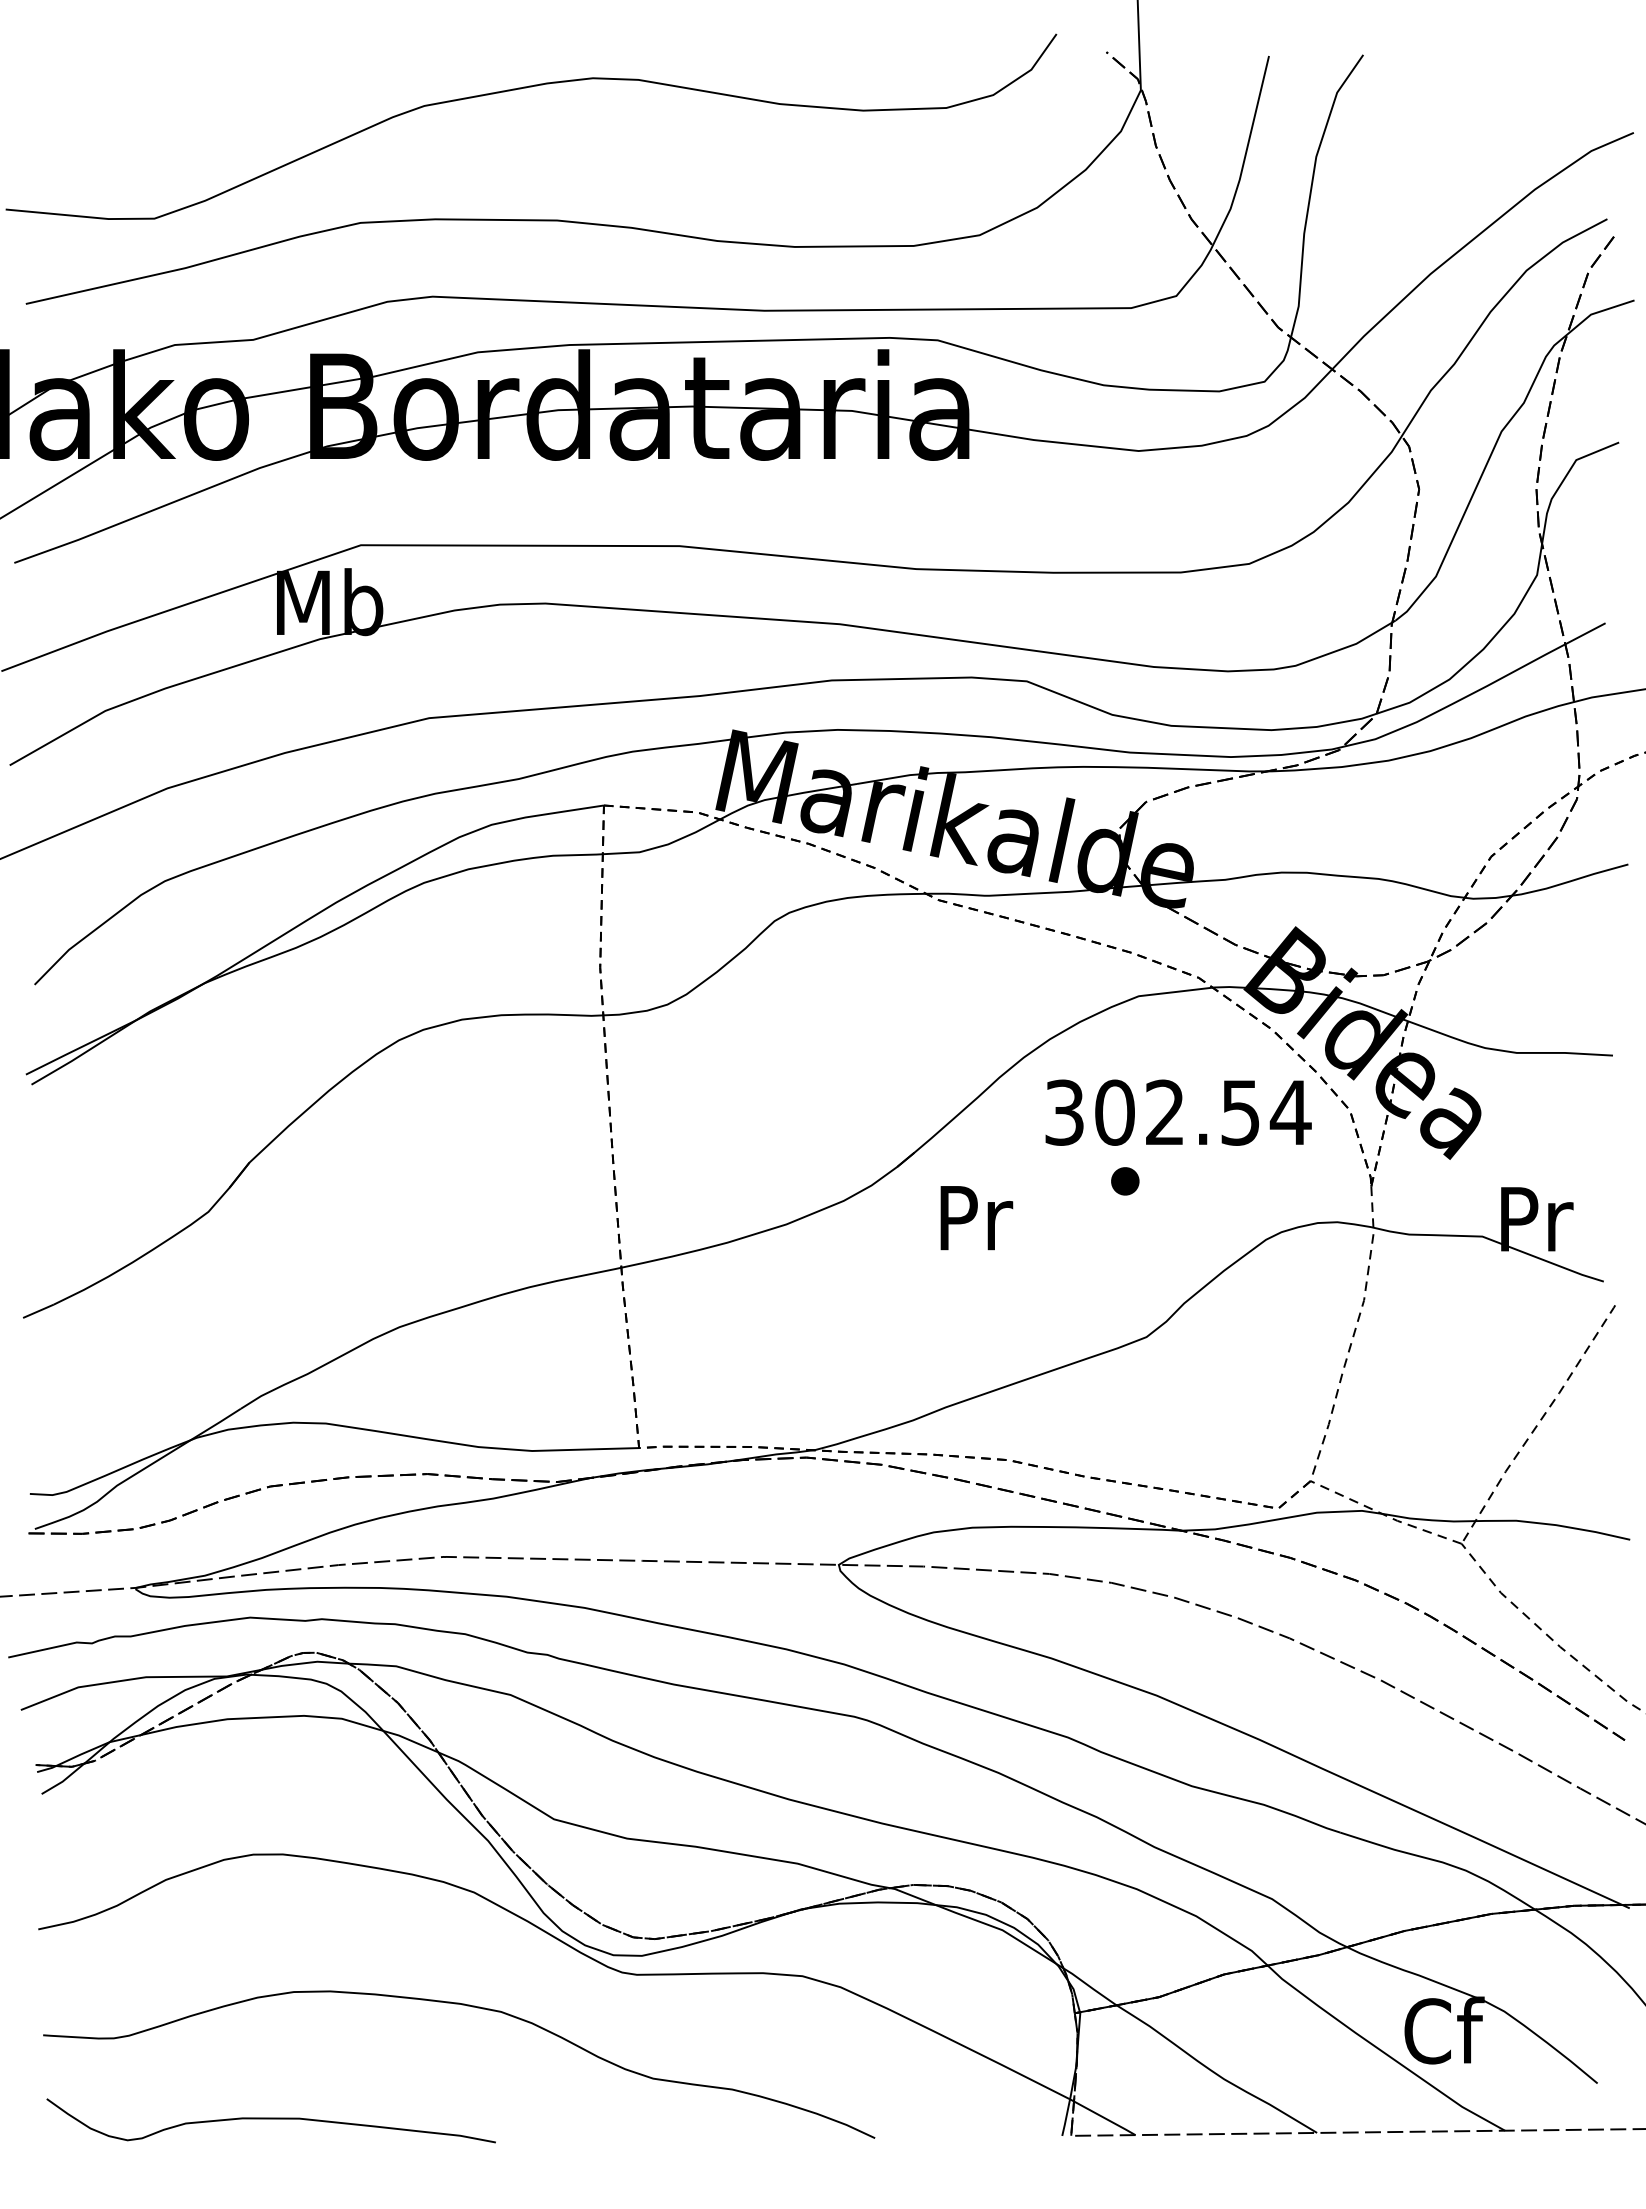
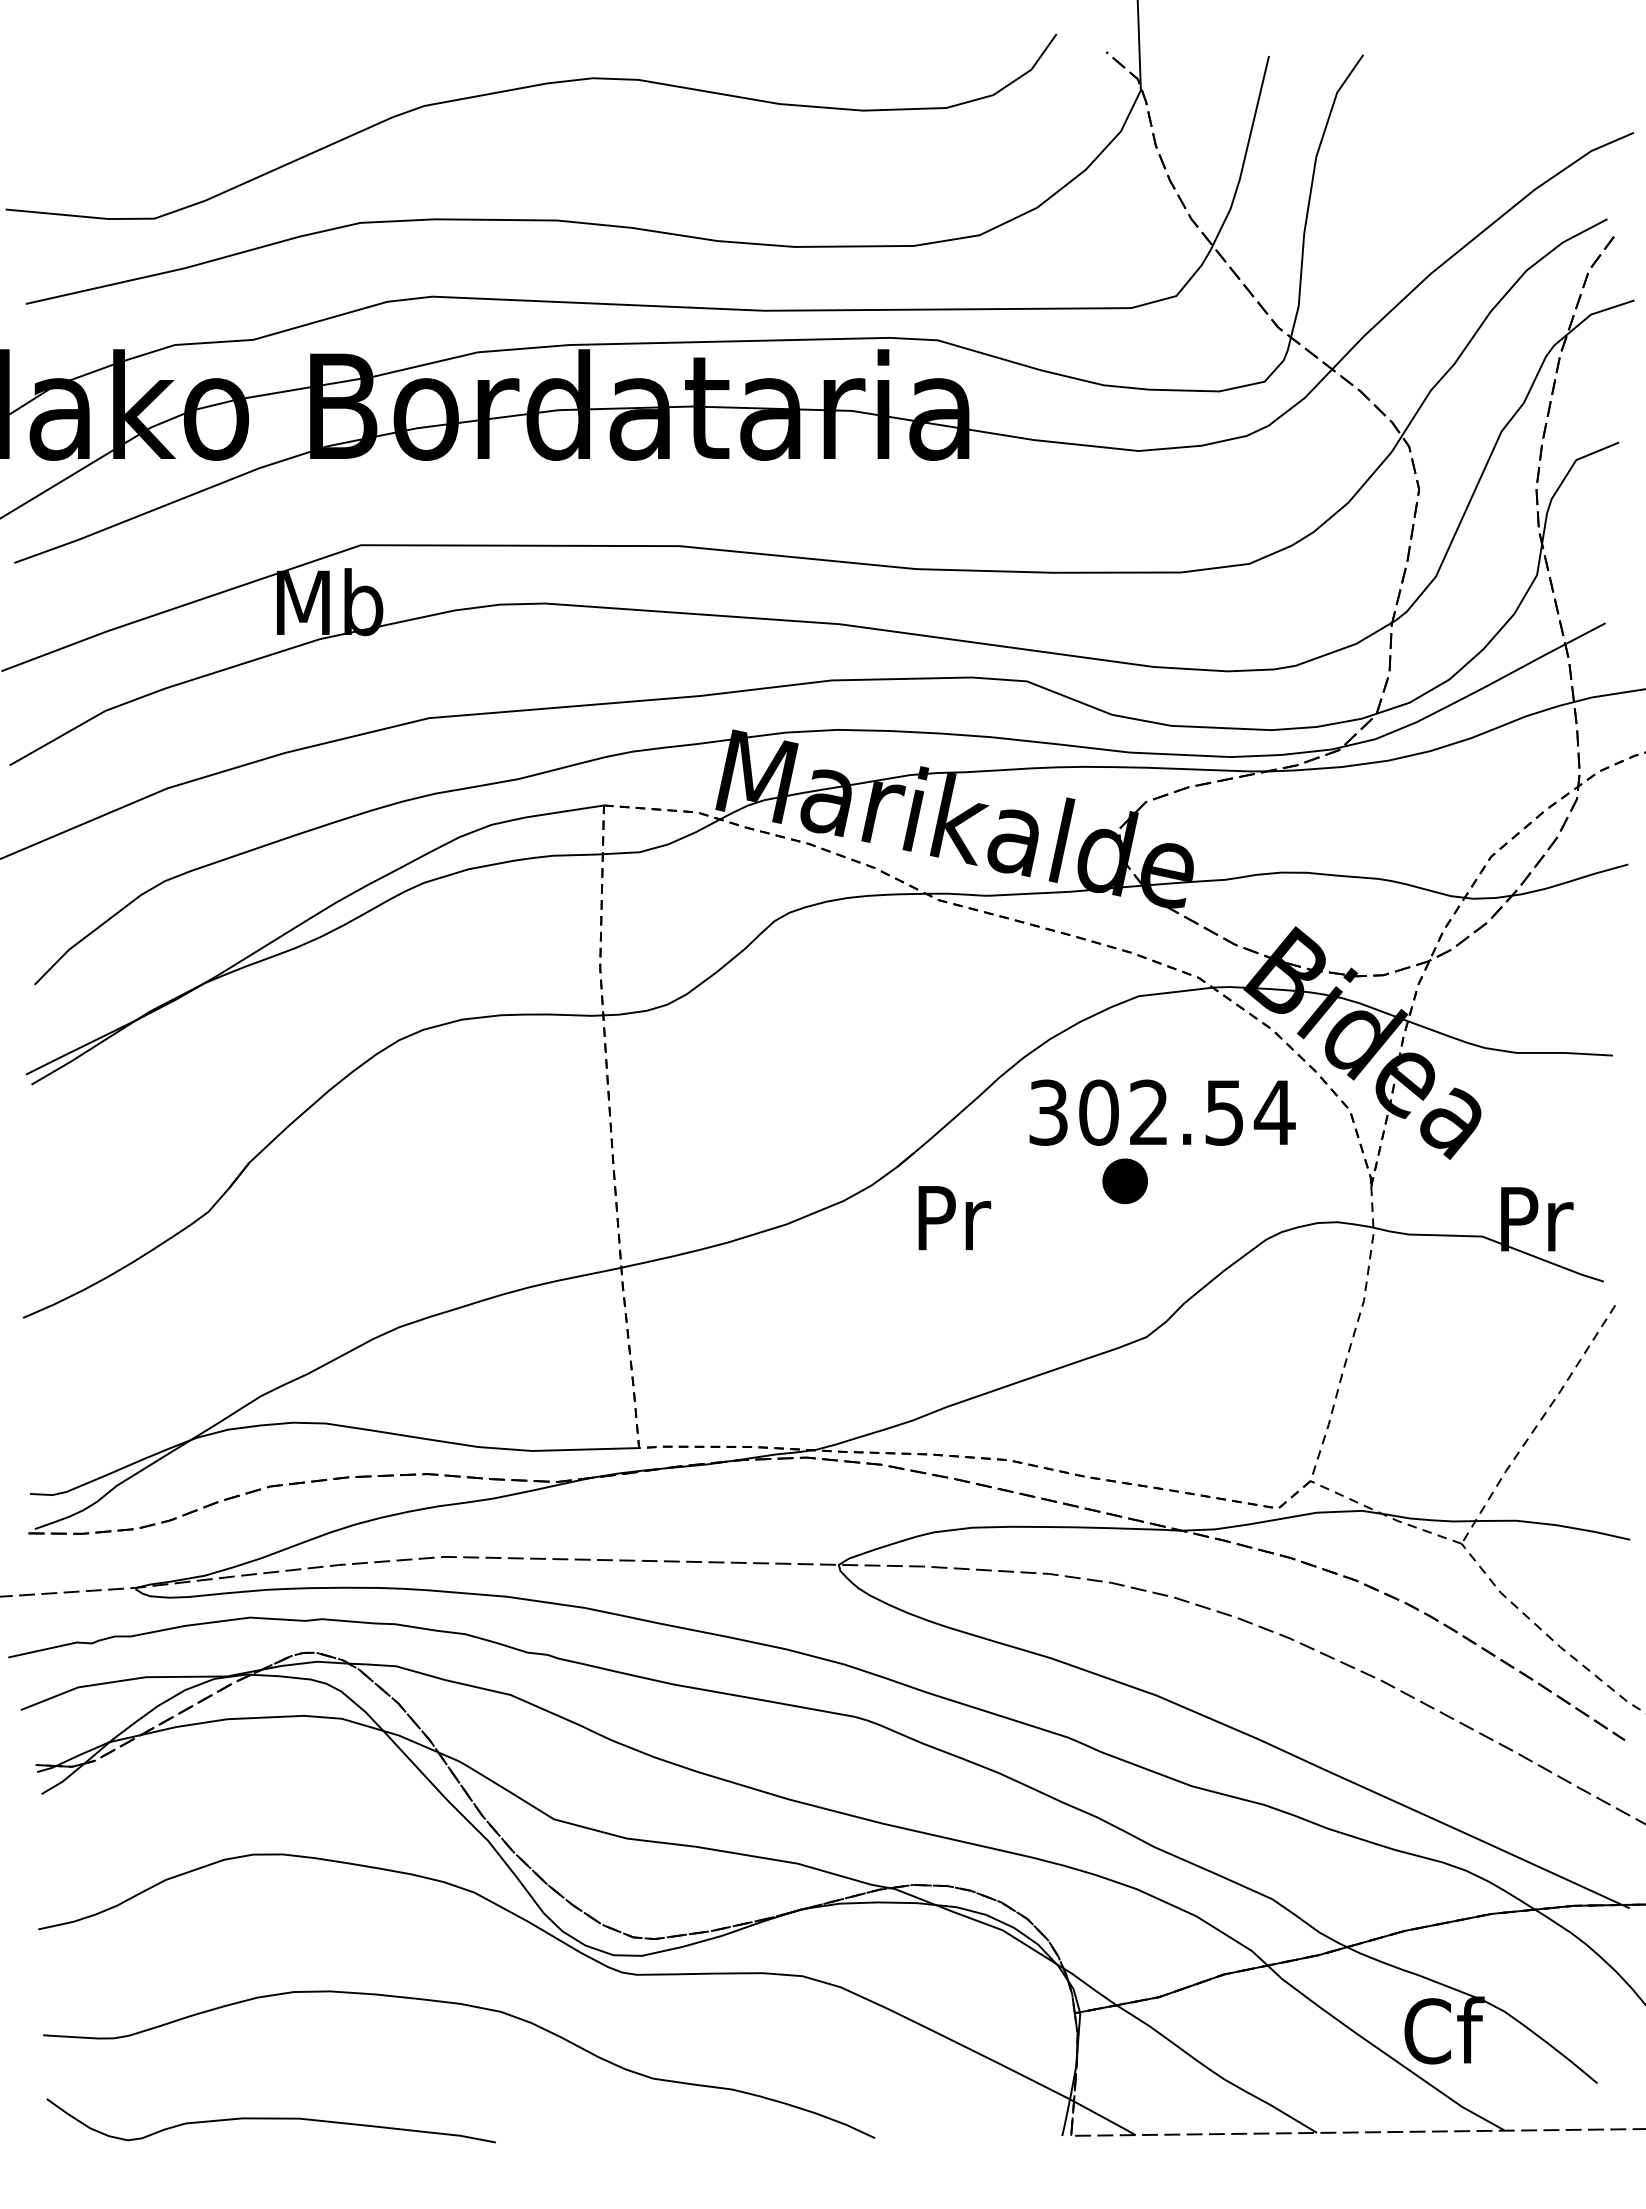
text position: (1178, 1112) -> (1162, 1112) (1162, 1112)
part size: 29x29 px -> 46x46 px (1124, 1180)
text position: (976, 1218) -> (954, 1218) (954, 1218)
